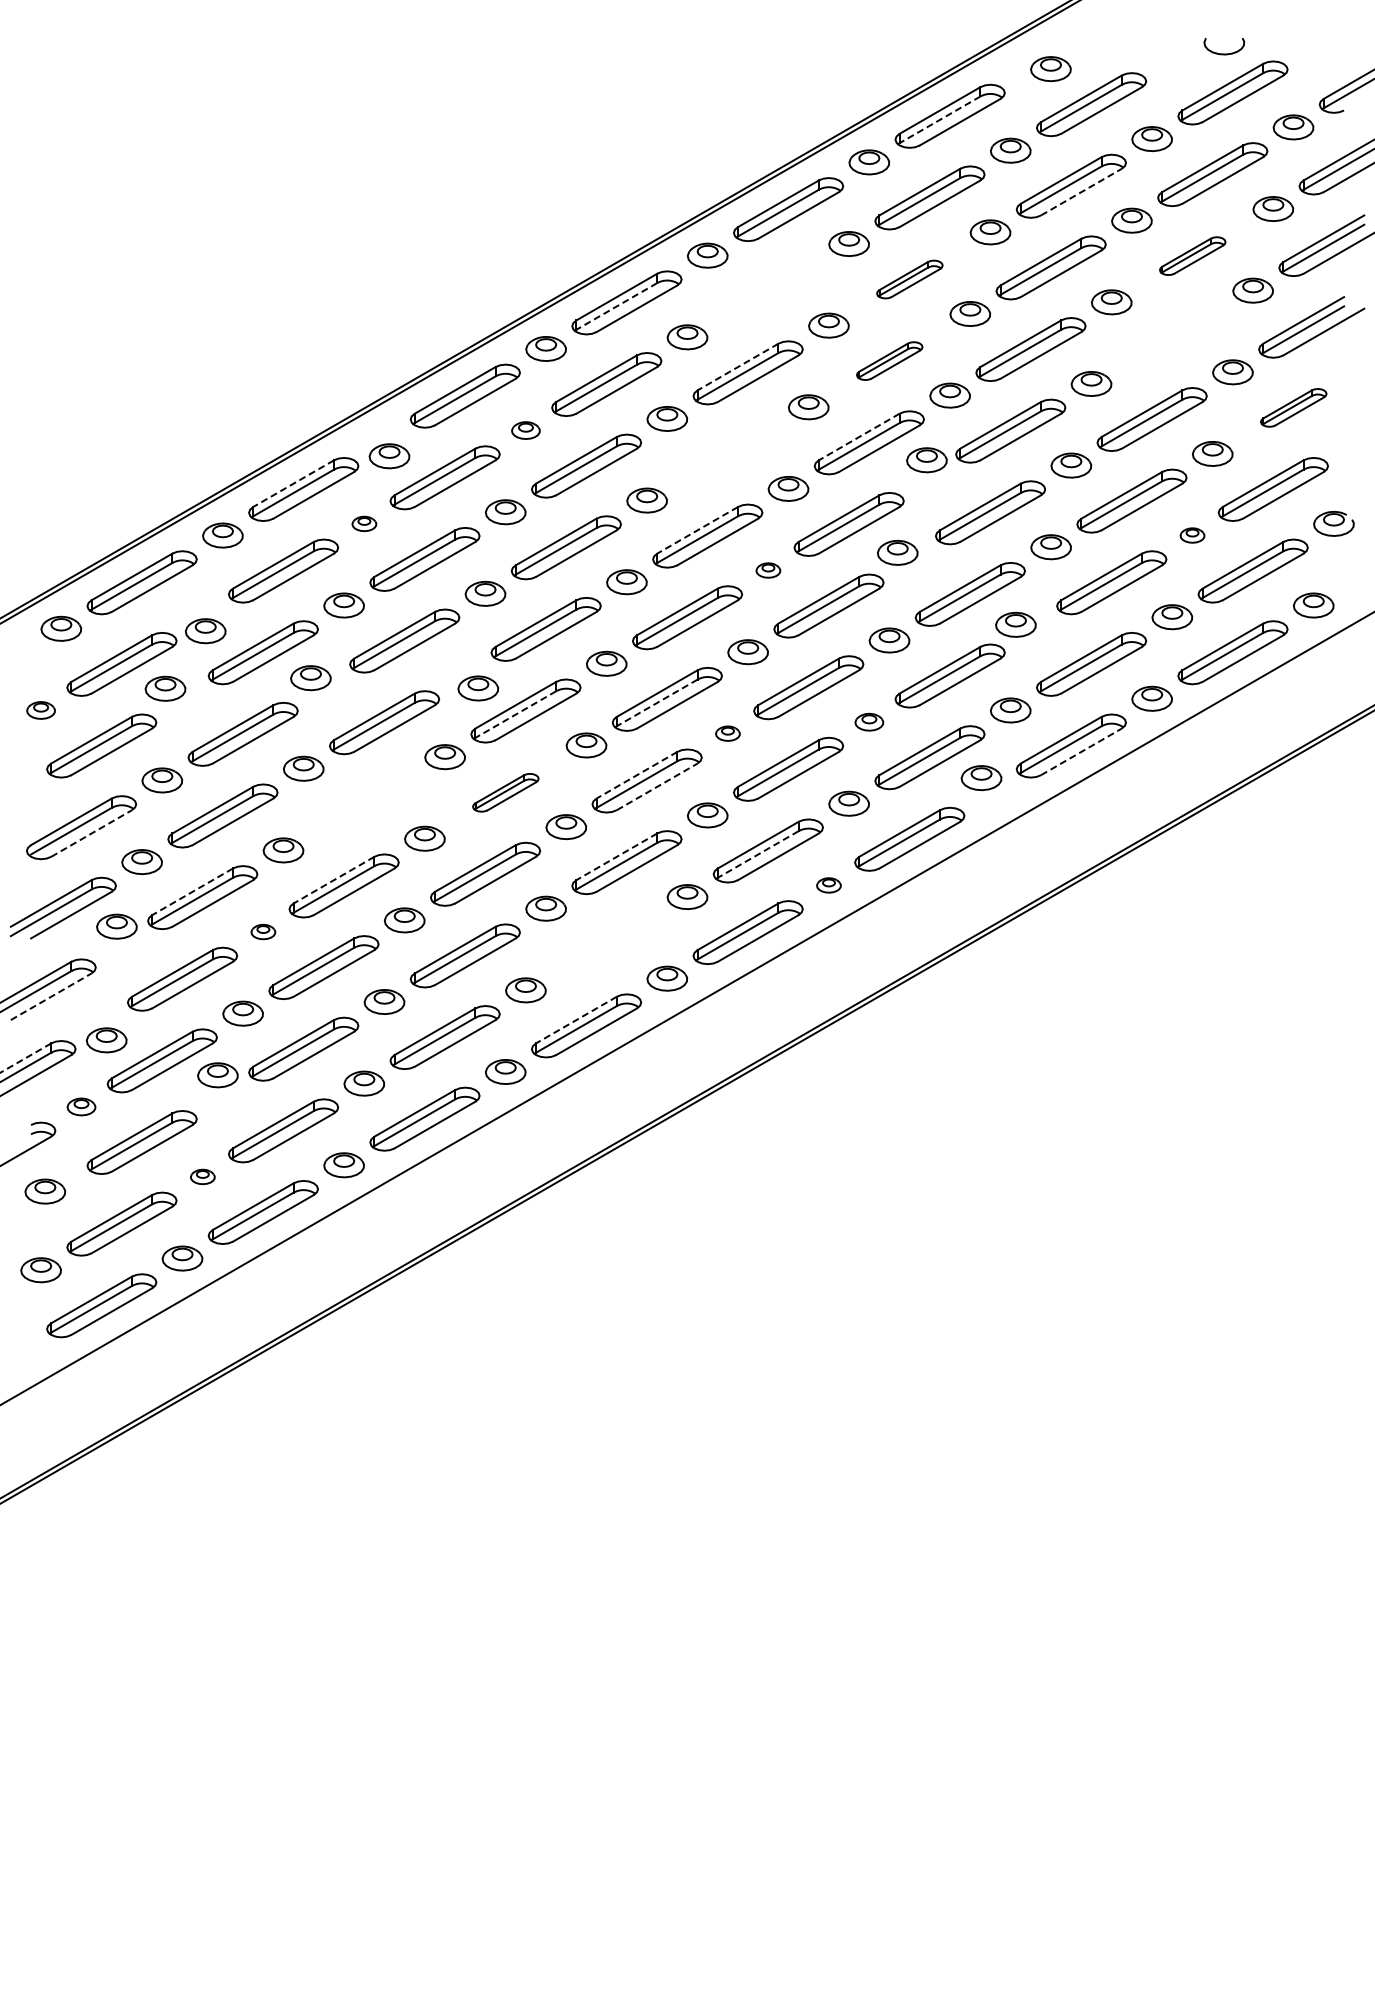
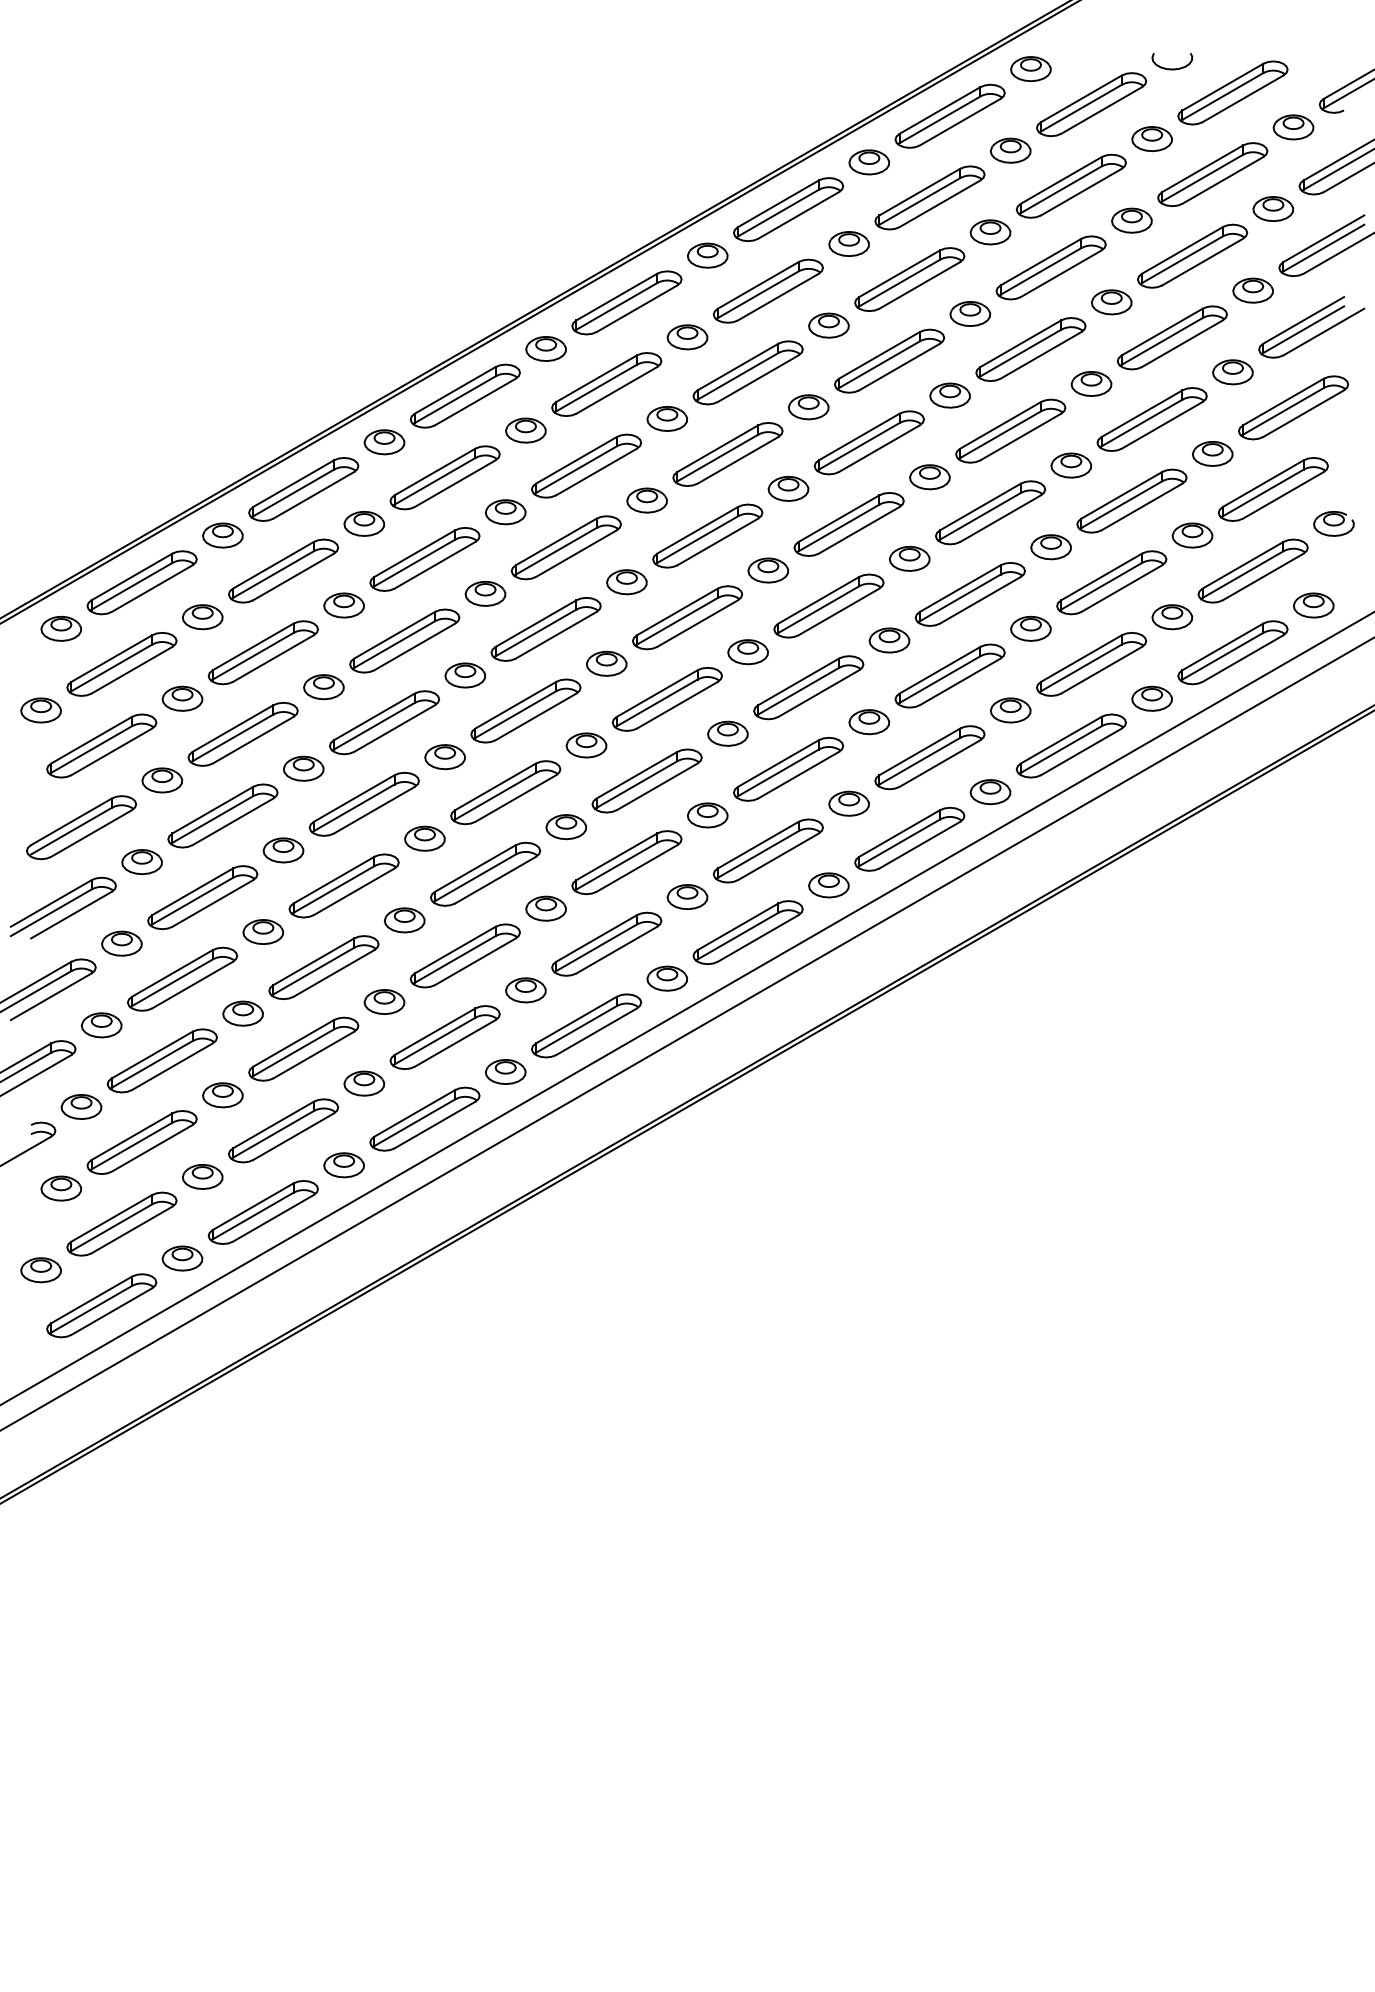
curve position: (1224, 53) -> (1172, 68) (1172, 68)
part position: (1050, 69) -> (1030, 69) (1030, 69)
line: dashed -> solid (940, 119)
line: dashed -> solid (1081, 192)
part size: 68x40 px -> 112x66 px (1192, 255)
part size: 68x41 px -> 112x65 px (909, 279)
part: none -> present (767, 290)
line: dashed -> solid (616, 306)
part: none -> present (1171, 337)
part size: 68x40 px -> 112x66 px (889, 360)
line: dashed -> solid (738, 367)
part size: 68x40 px -> 112x66 px (1293, 407)
part size: 30x19 px -> 42x27 px (525, 430)
line: dashed -> solid (859, 437)
part: none -> present (727, 454)
part position: (389, 456) -> (384, 442) (384, 442)
part position: (926, 460) -> (929, 477) (929, 477)
line: dashed -> solid (293, 483)
part size: 27x18 px -> 43x26 px (364, 523)
line: dashed -> solid (697, 530)
part size: 27x17 px -> 43x27 px (1192, 535)
part position: (897, 552) -> (909, 558) (909, 558)
part size: 27x17 px -> 43x27 px (768, 570)
part position: (1015, 624) -> (1030, 628) (1030, 628)
part position: (205, 631) -> (202, 617) (202, 617)
part position: (310, 678) -> (323, 687) (323, 687)
part position: (165, 688) -> (182, 698) (182, 698)
part position: (478, 688) -> (465, 675) (465, 675)
line: dashed -> solid (657, 702)
part size: 30x19 px -> 42x27 px (40, 710)
line: dashed -> solid (515, 714)
part size: 31x20 px -> 43x27 px (869, 722)
part size: 26x17 px -> 42x27 px (727, 733)
line: dashed -> solid (1081, 751)
line: dashed -> solid (637, 775)
part position: (981, 778) -> (990, 792) (990, 792)
line: dashed -> solid (657, 786)
part size: 68x40 px -> 112x66 px (505, 792)
part: none -> present (363, 803)
line: dashed -> solid (91, 833)
line: dashed -> solid (758, 854)
line: dashed -> solid (616, 856)
line: dashed -> solid (334, 880)
part size: 26x17 px -> 42x27 px (828, 885)
line: dashed -> solid (192, 891)
part position: (116, 926) -> (121, 943) (121, 943)
part size: 27x18 px -> 43x26 px (263, 931)
part: none -> present (606, 943)
line: dashed -> solid (51, 996)
line: dashed -> solid (576, 1020)
line: none -> present (686, 1034)
part position: (106, 1040) -> (101, 1025) (101, 1025)
line: dashed -> solid (25, 1058)
part position: (217, 1075) -> (222, 1095) (222, 1095)
part size: 31x20 px -> 43x26 px (81, 1106)
part size: 26x18 px -> 42x26 px (202, 1176)
part position: (44, 1191) -> (60, 1188) (60, 1188)
